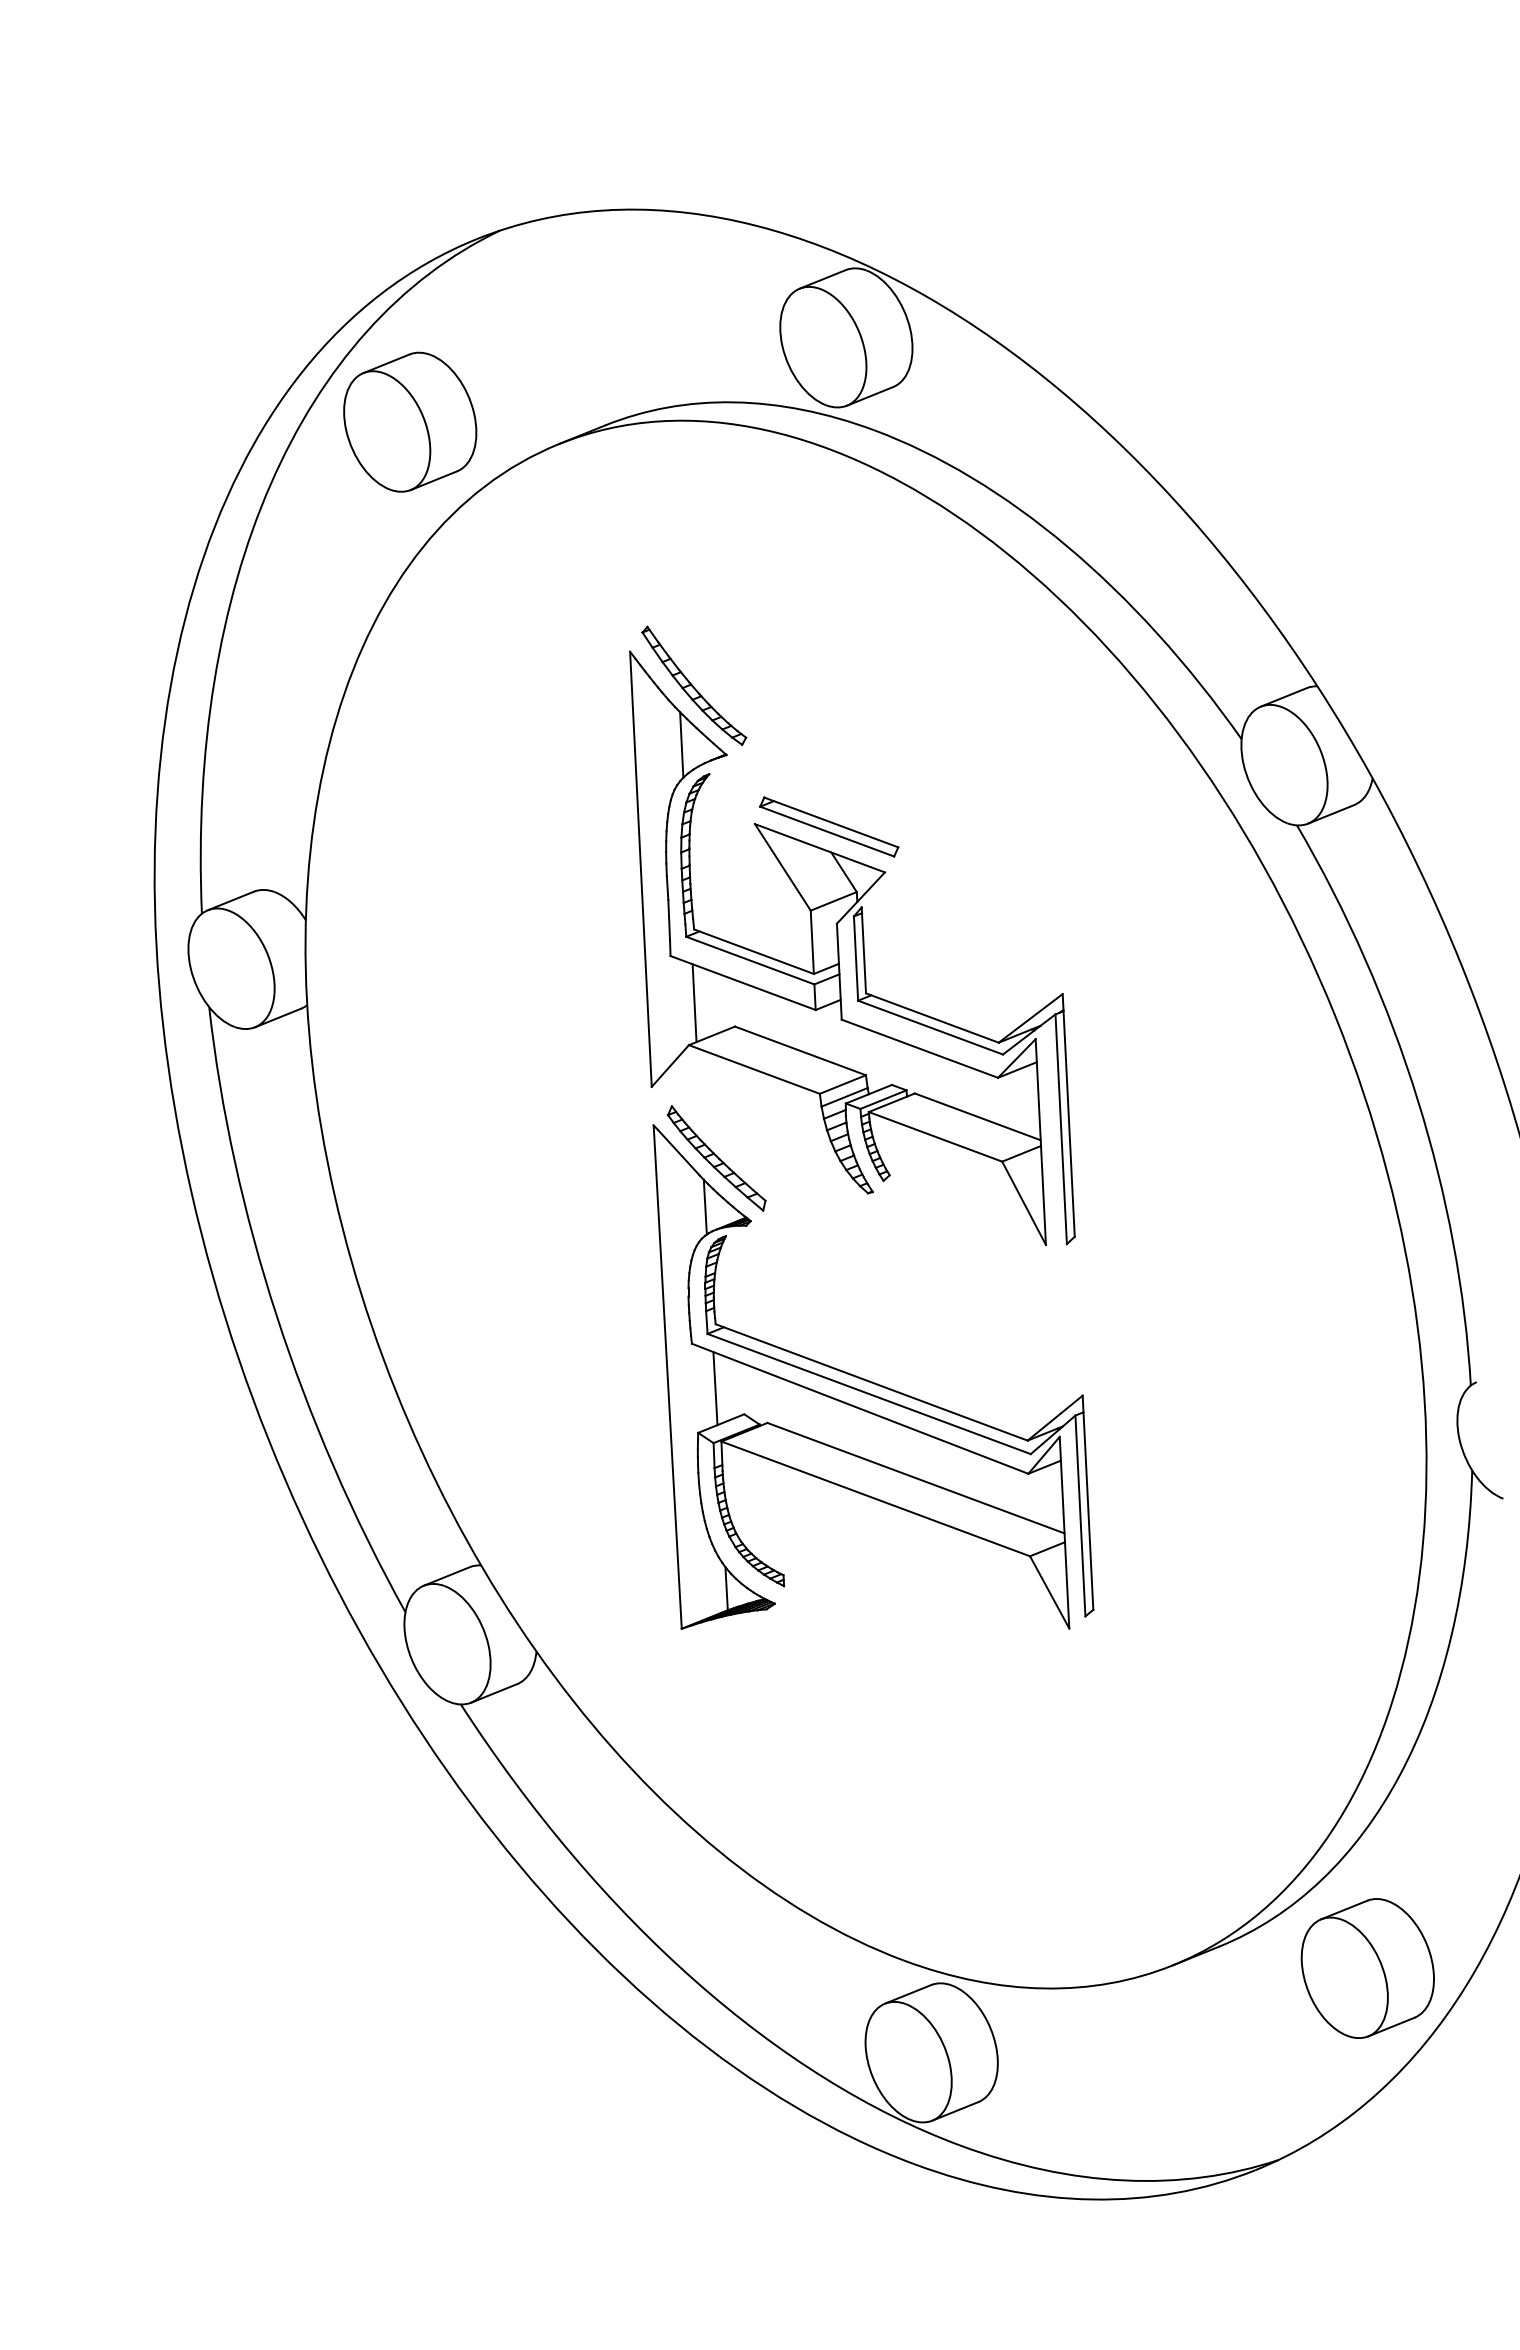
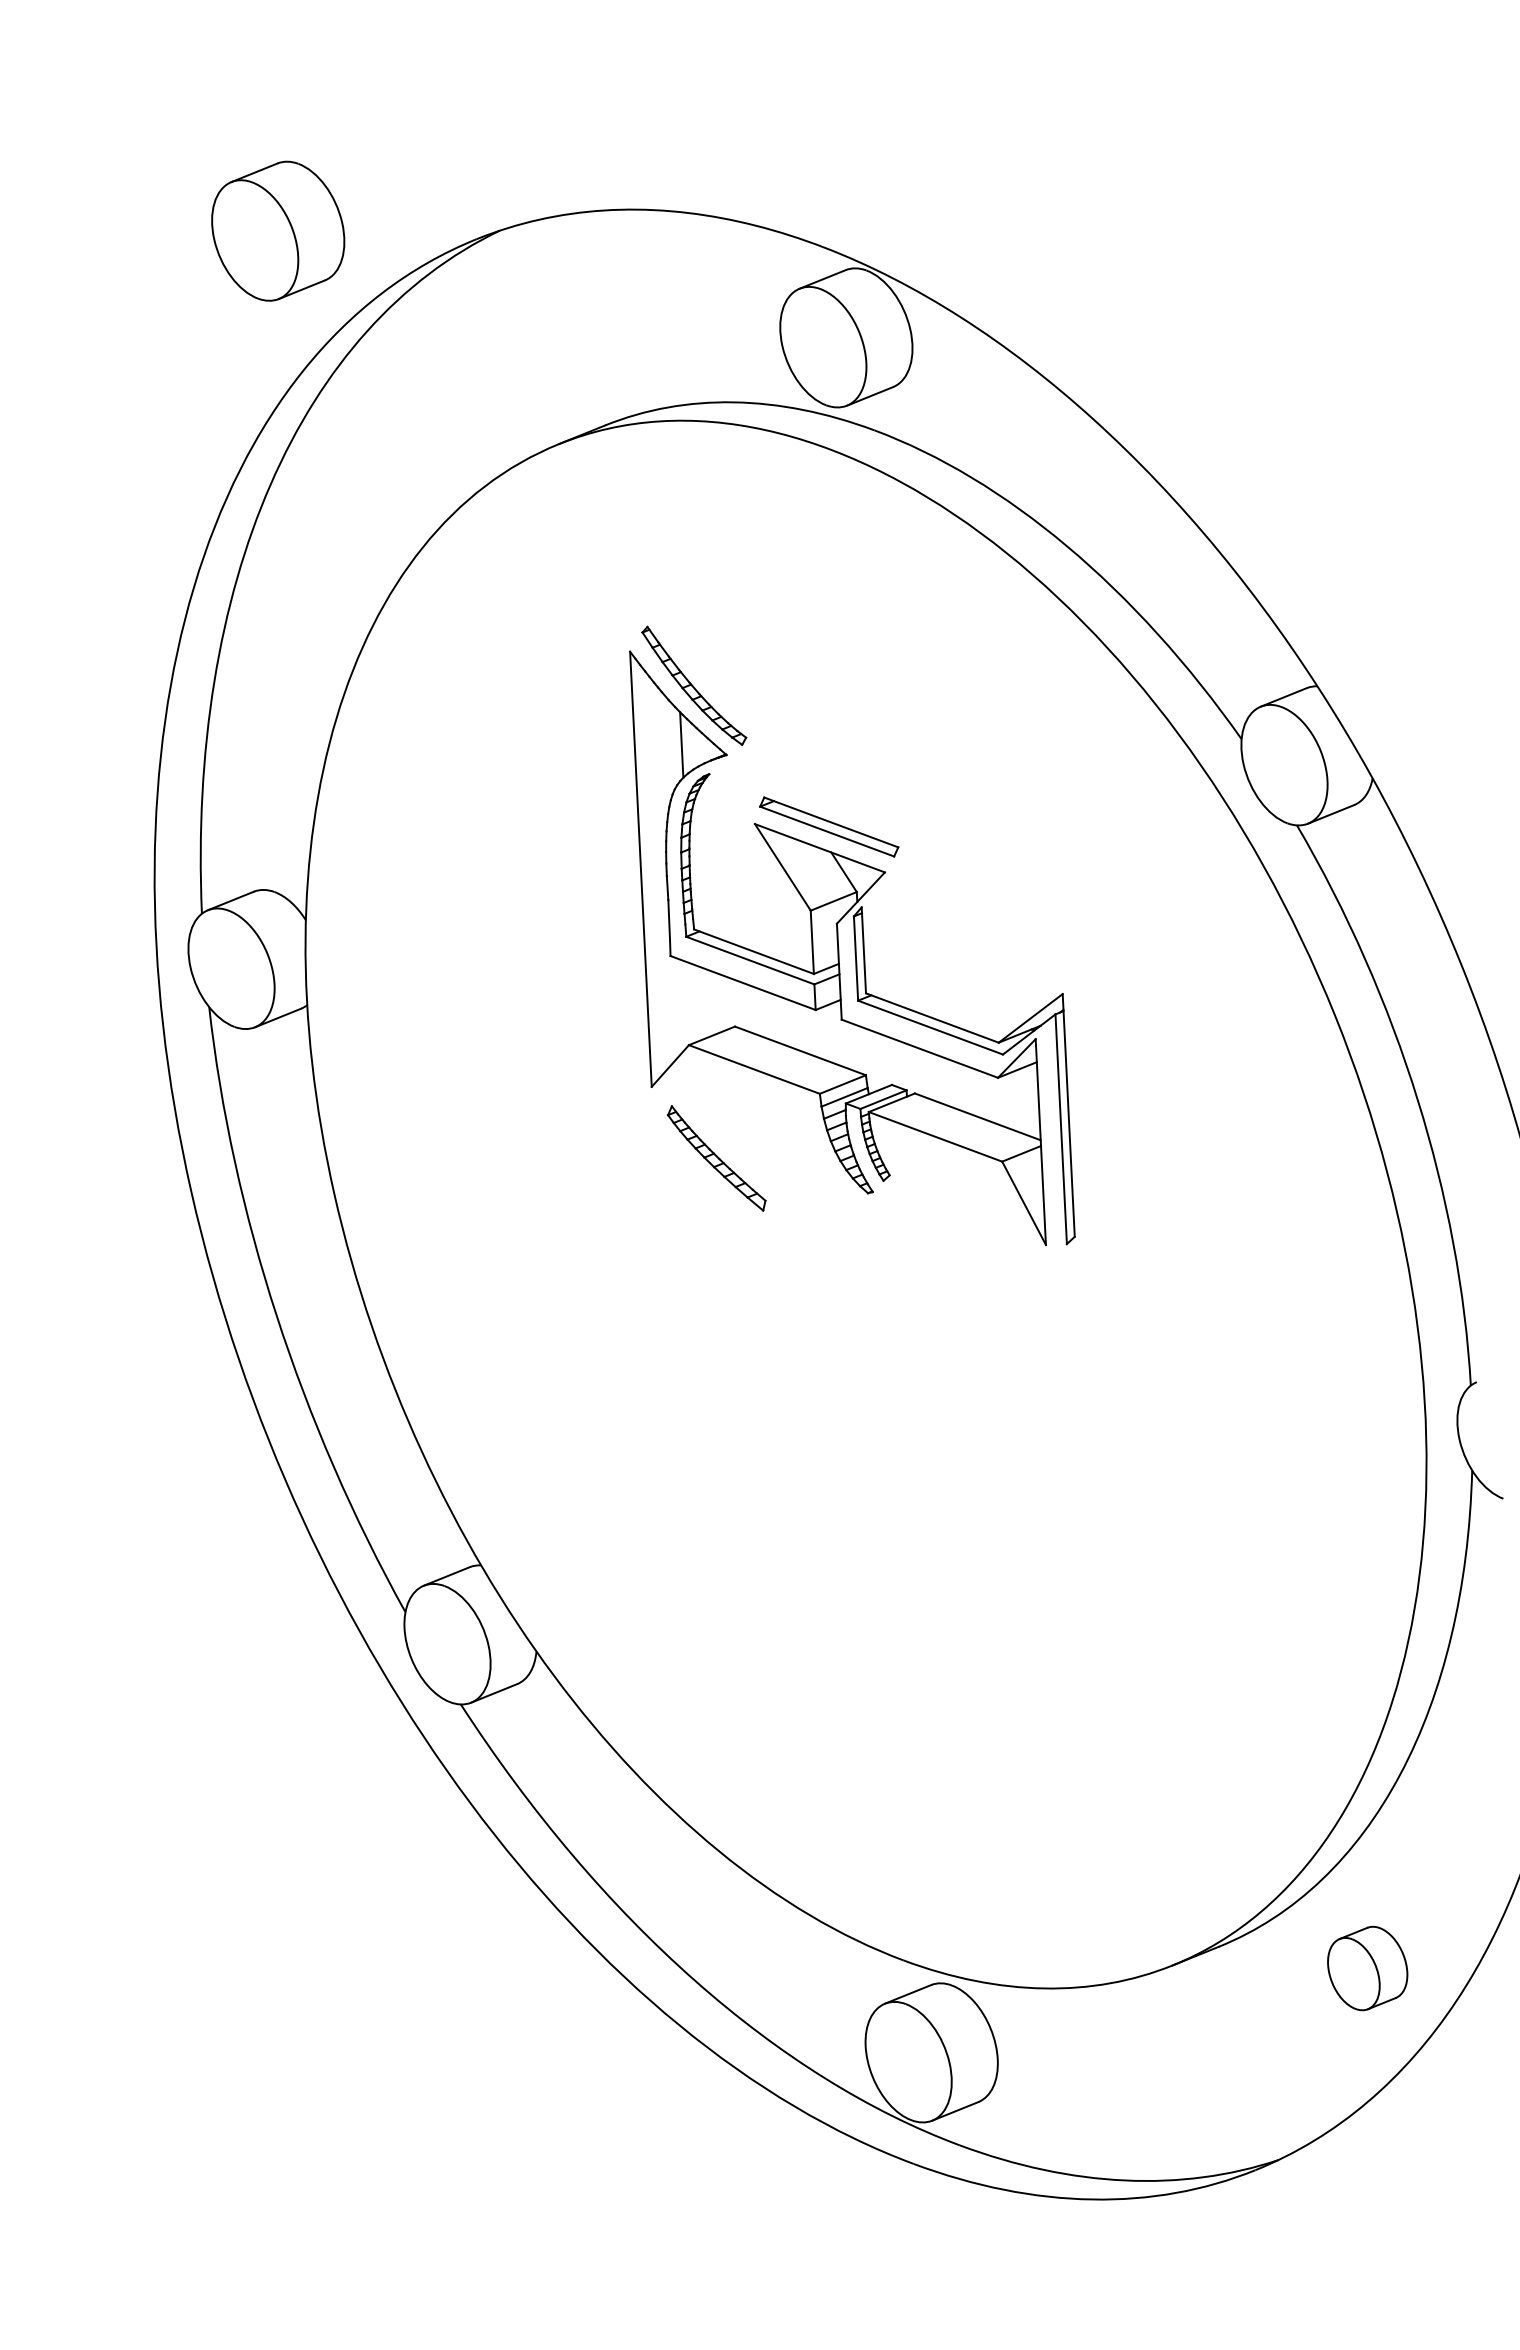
part position: (410, 421) -> (278, 230) (278, 230)
line: present -> none (694, 1003)
part: present -> none (873, 1376)
part size: 135x141 px -> 82x87 px (1367, 1968)
